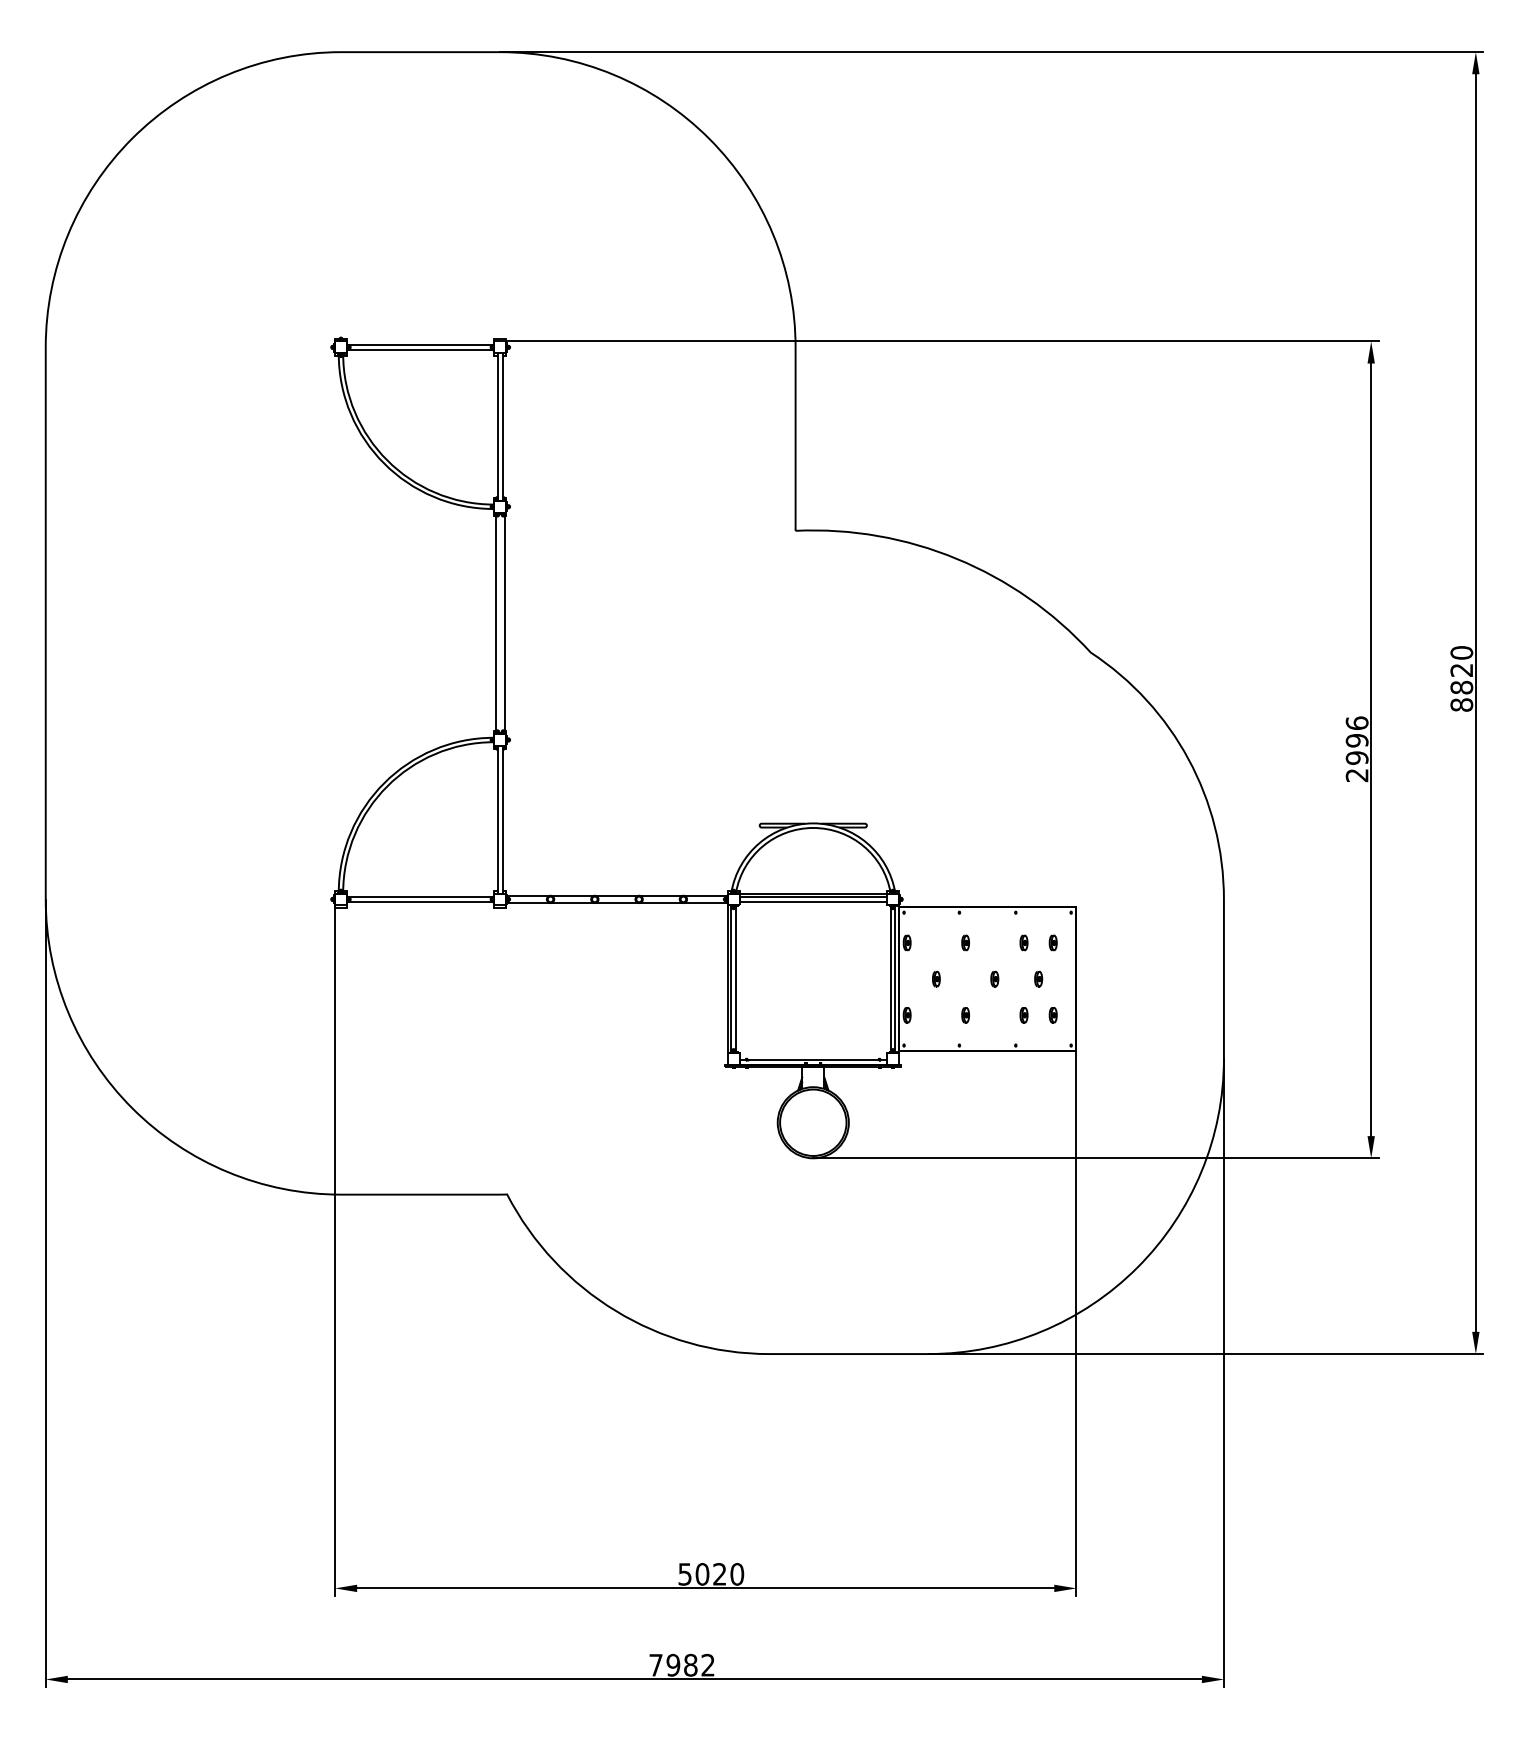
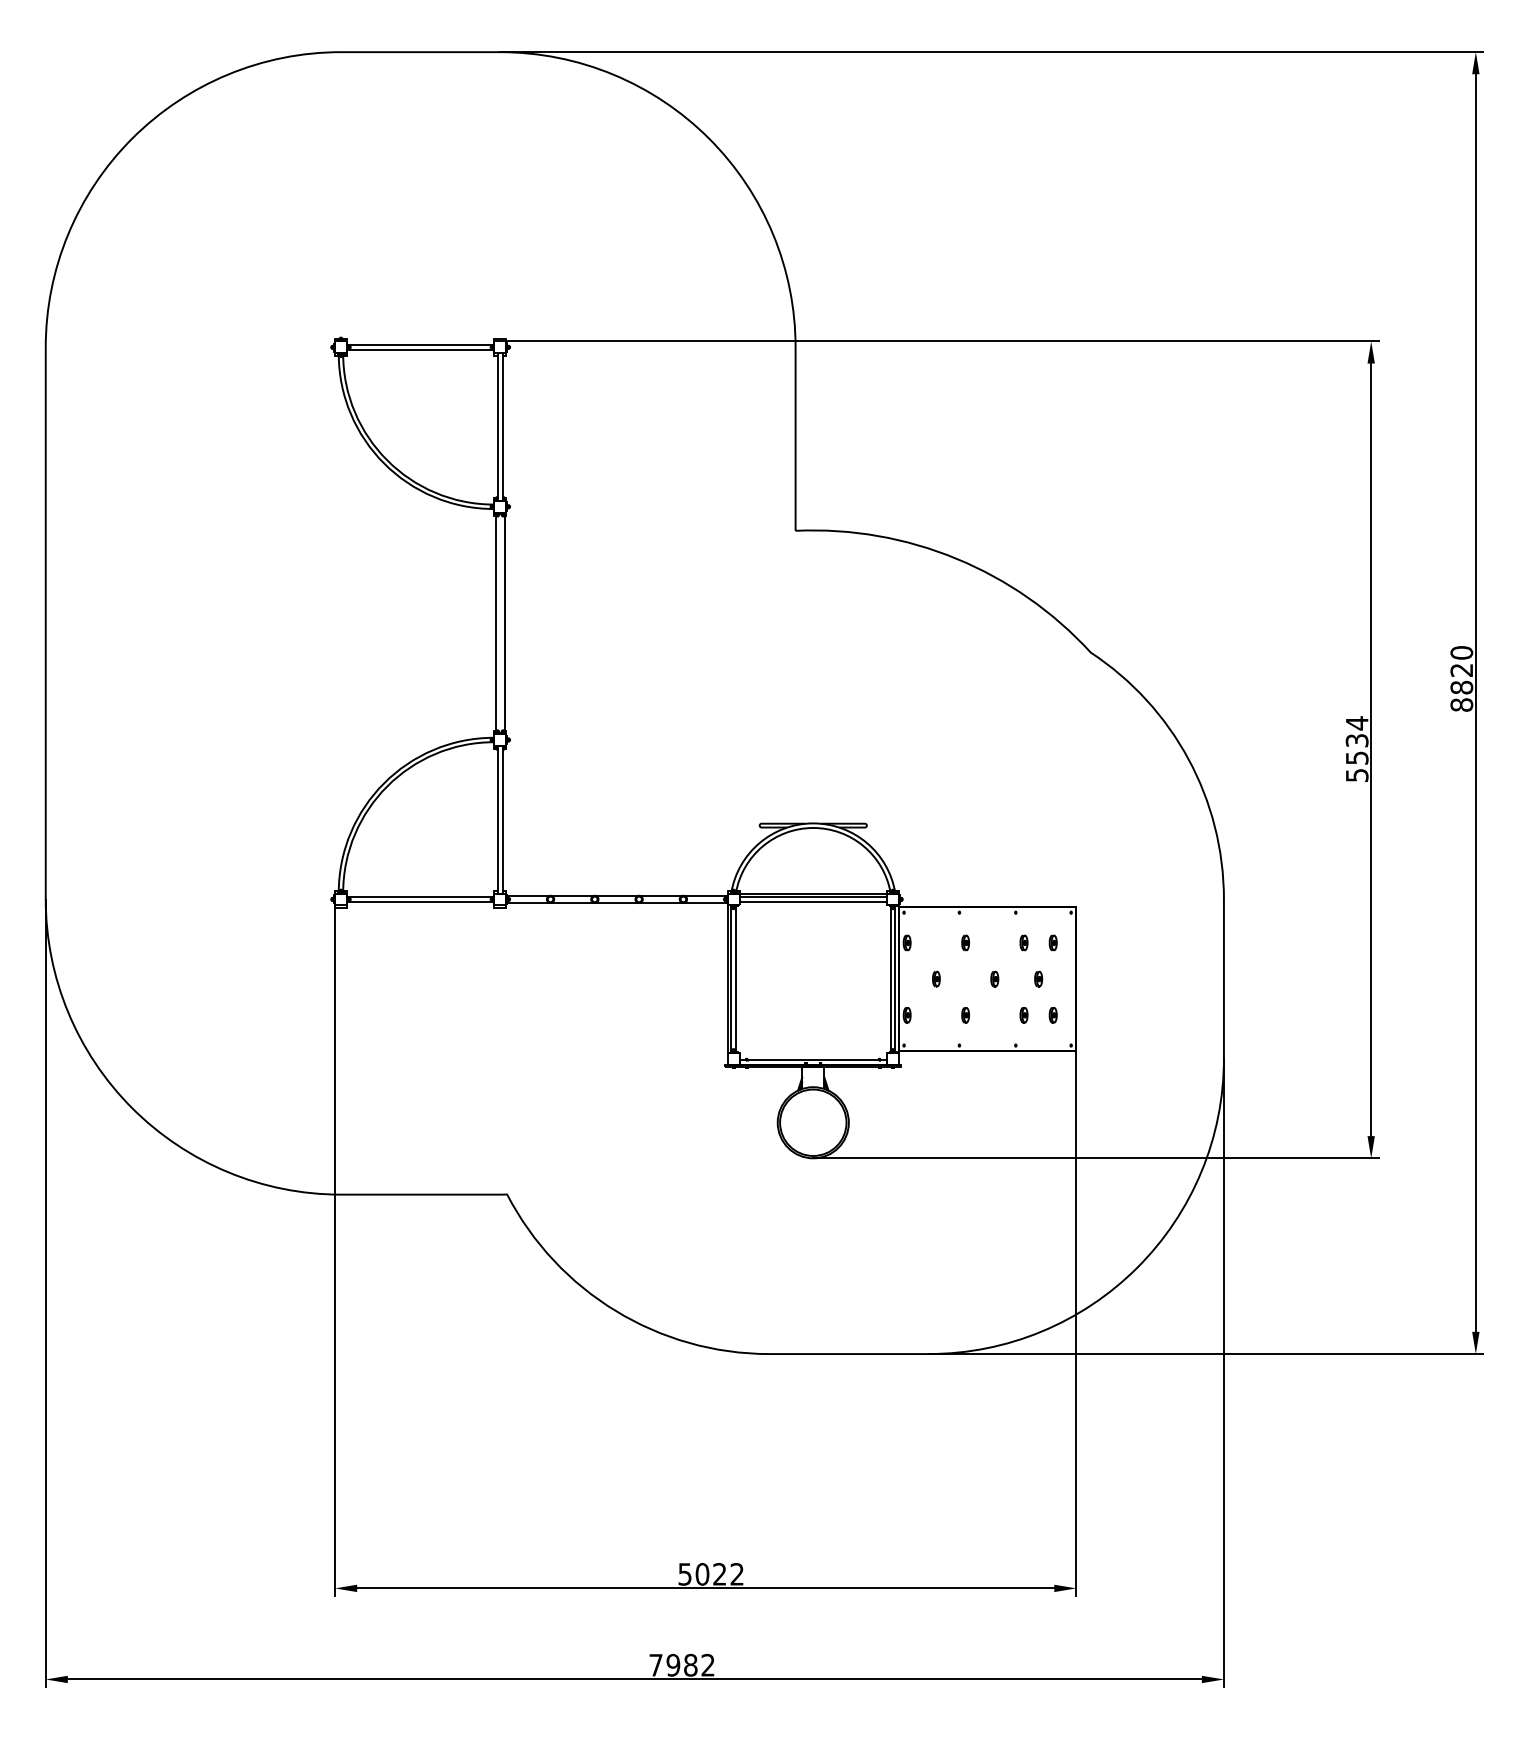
text: 2996 -> 5534 (1356, 749)
text: 5020 -> 5022 (737, 1574)
